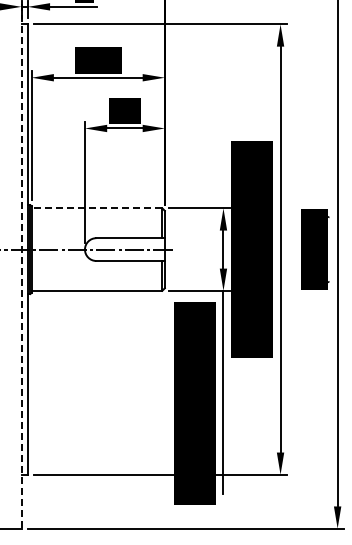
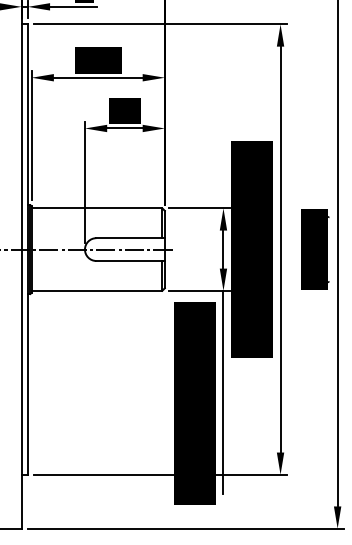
line: dashed -> solid (96, 208)
line: dashed -> solid (21, 265)
